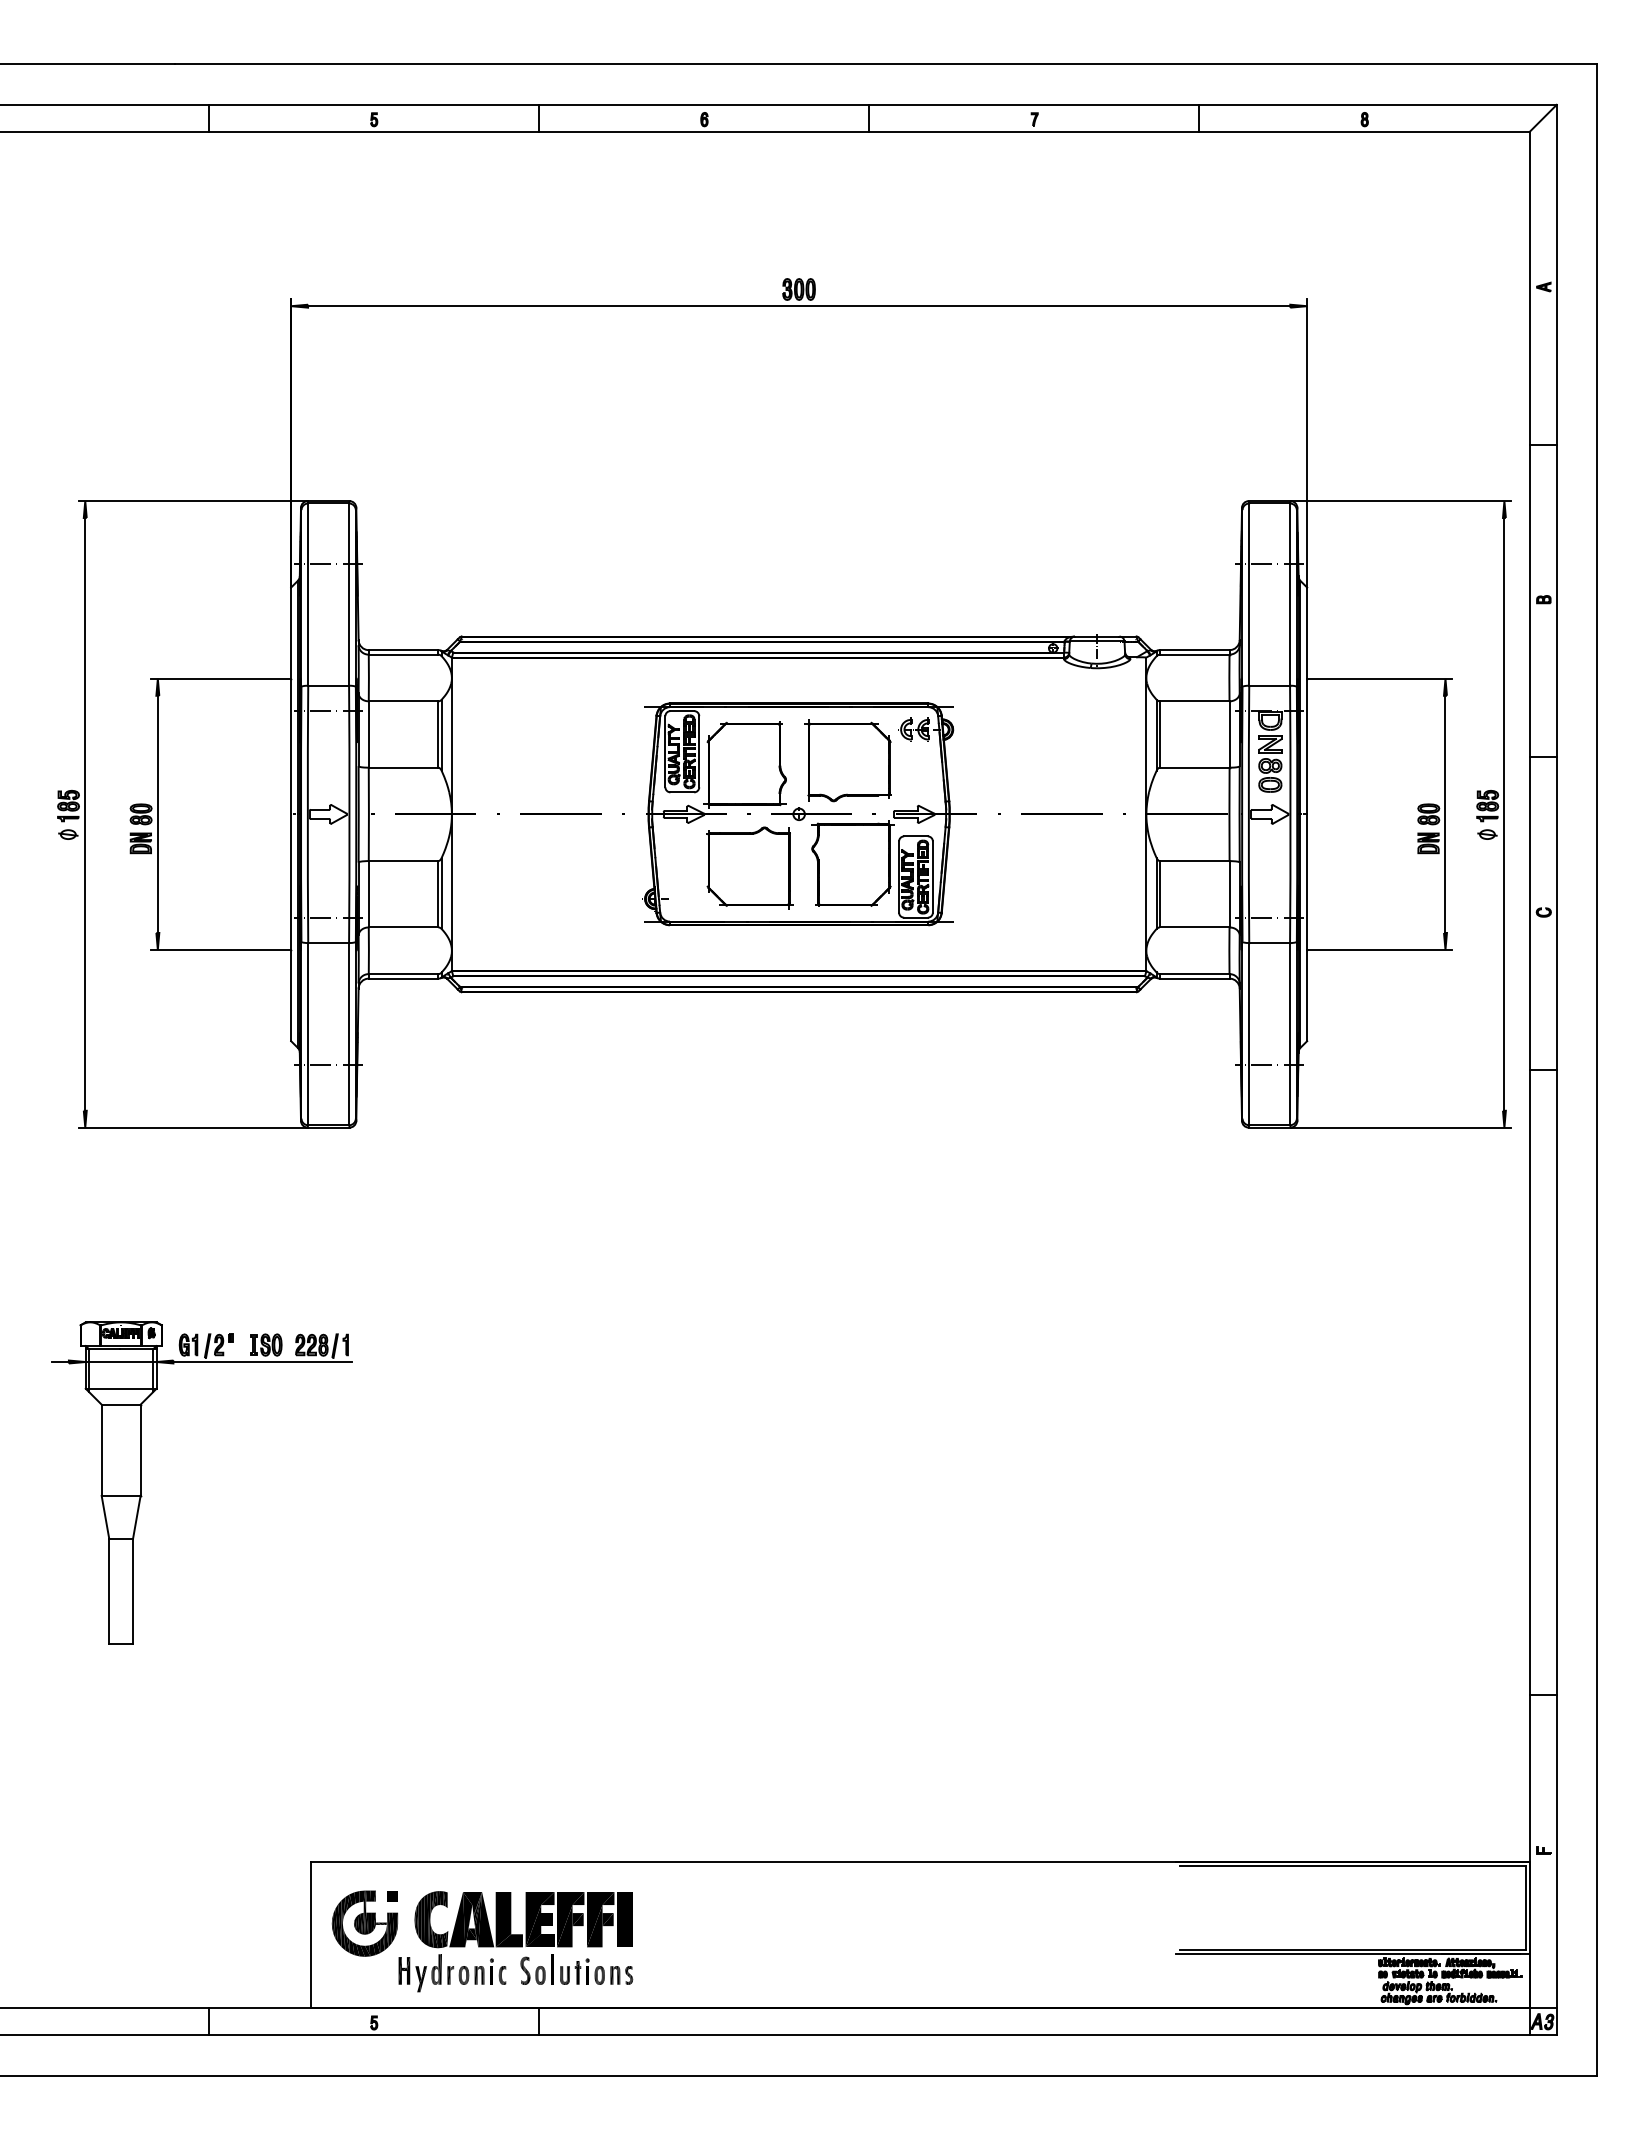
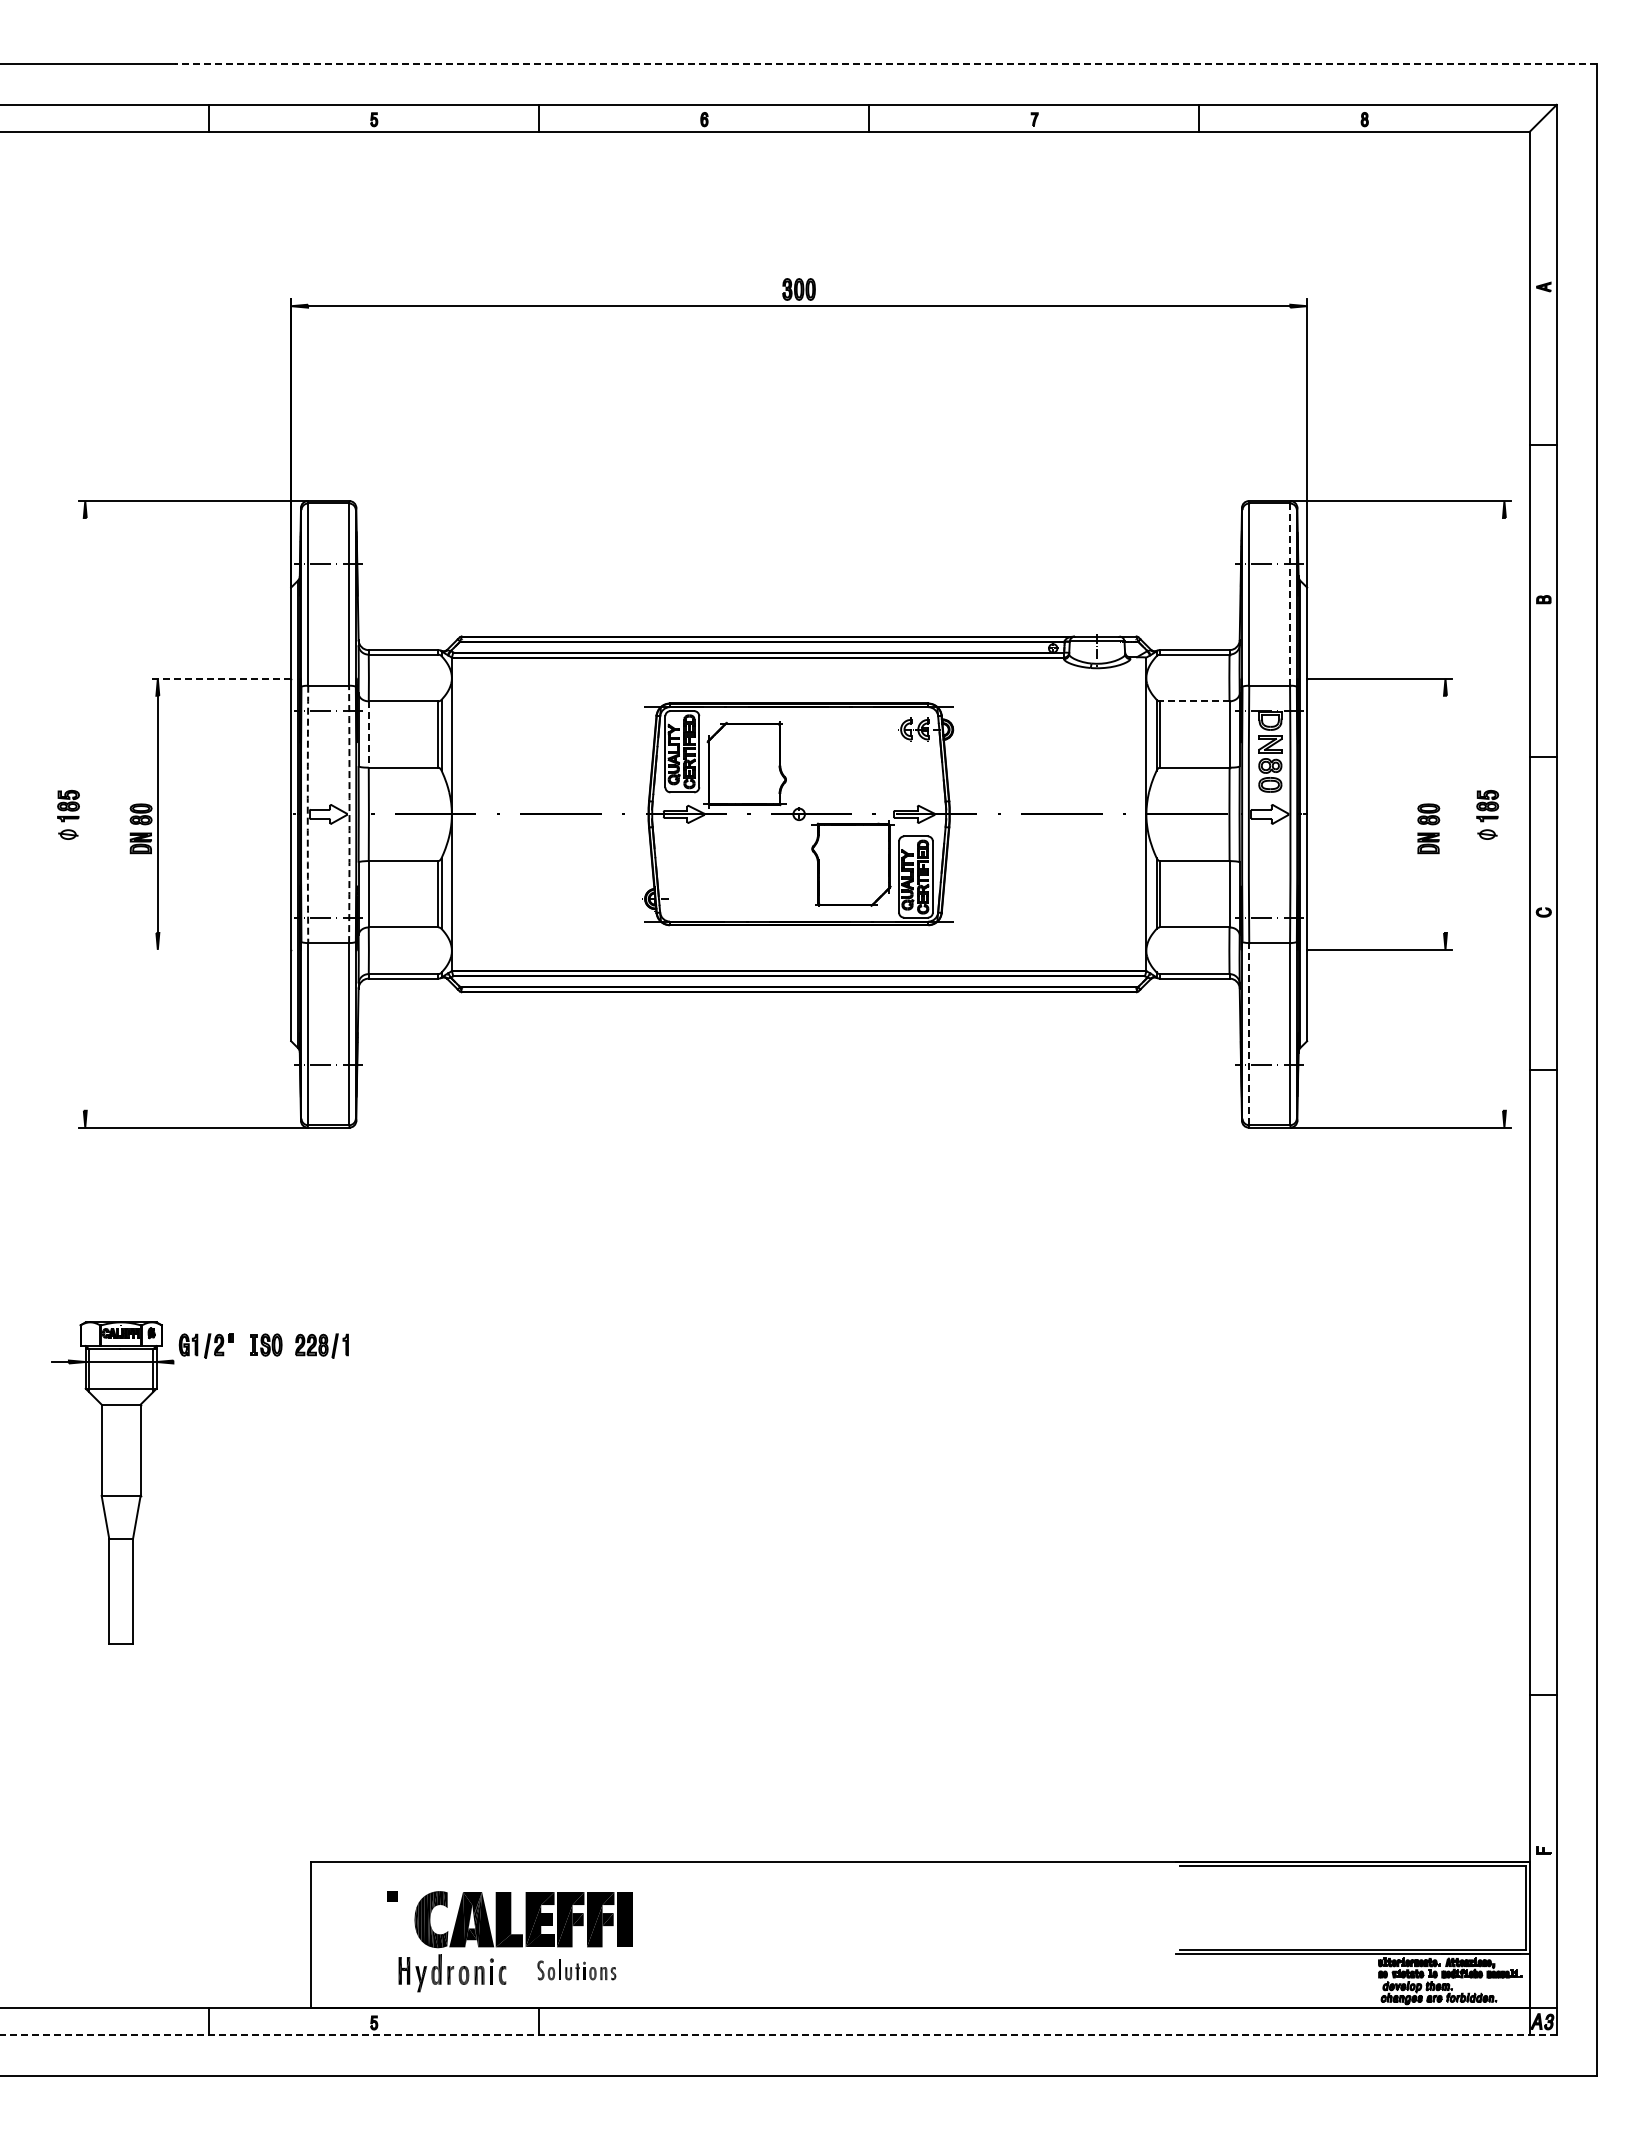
line: solid -> dashed (885, 64)
line: solid -> dashed (1290, 595)
line: solid -> dashed (220, 678)
line: solid -> dashed (1194, 701)
line: solid -> dashed (368, 735)
part: present -> none (847, 760)
line: present -> none (1445, 813)
line: present -> none (1504, 813)
line: present -> none (85, 814)
arc: solid -> dashed (307, 814)
arc: solid -> dashed (349, 814)
part: present -> none (749, 867)
line: present -> none (221, 949)
line: solid -> dashed (1249, 1033)
line: present -> none (262, 1362)
part: present -> none (364, 1923)
part size: 114x31 px -> 80x22 px (576, 1969)
line: solid -> dashed (778, 2035)
